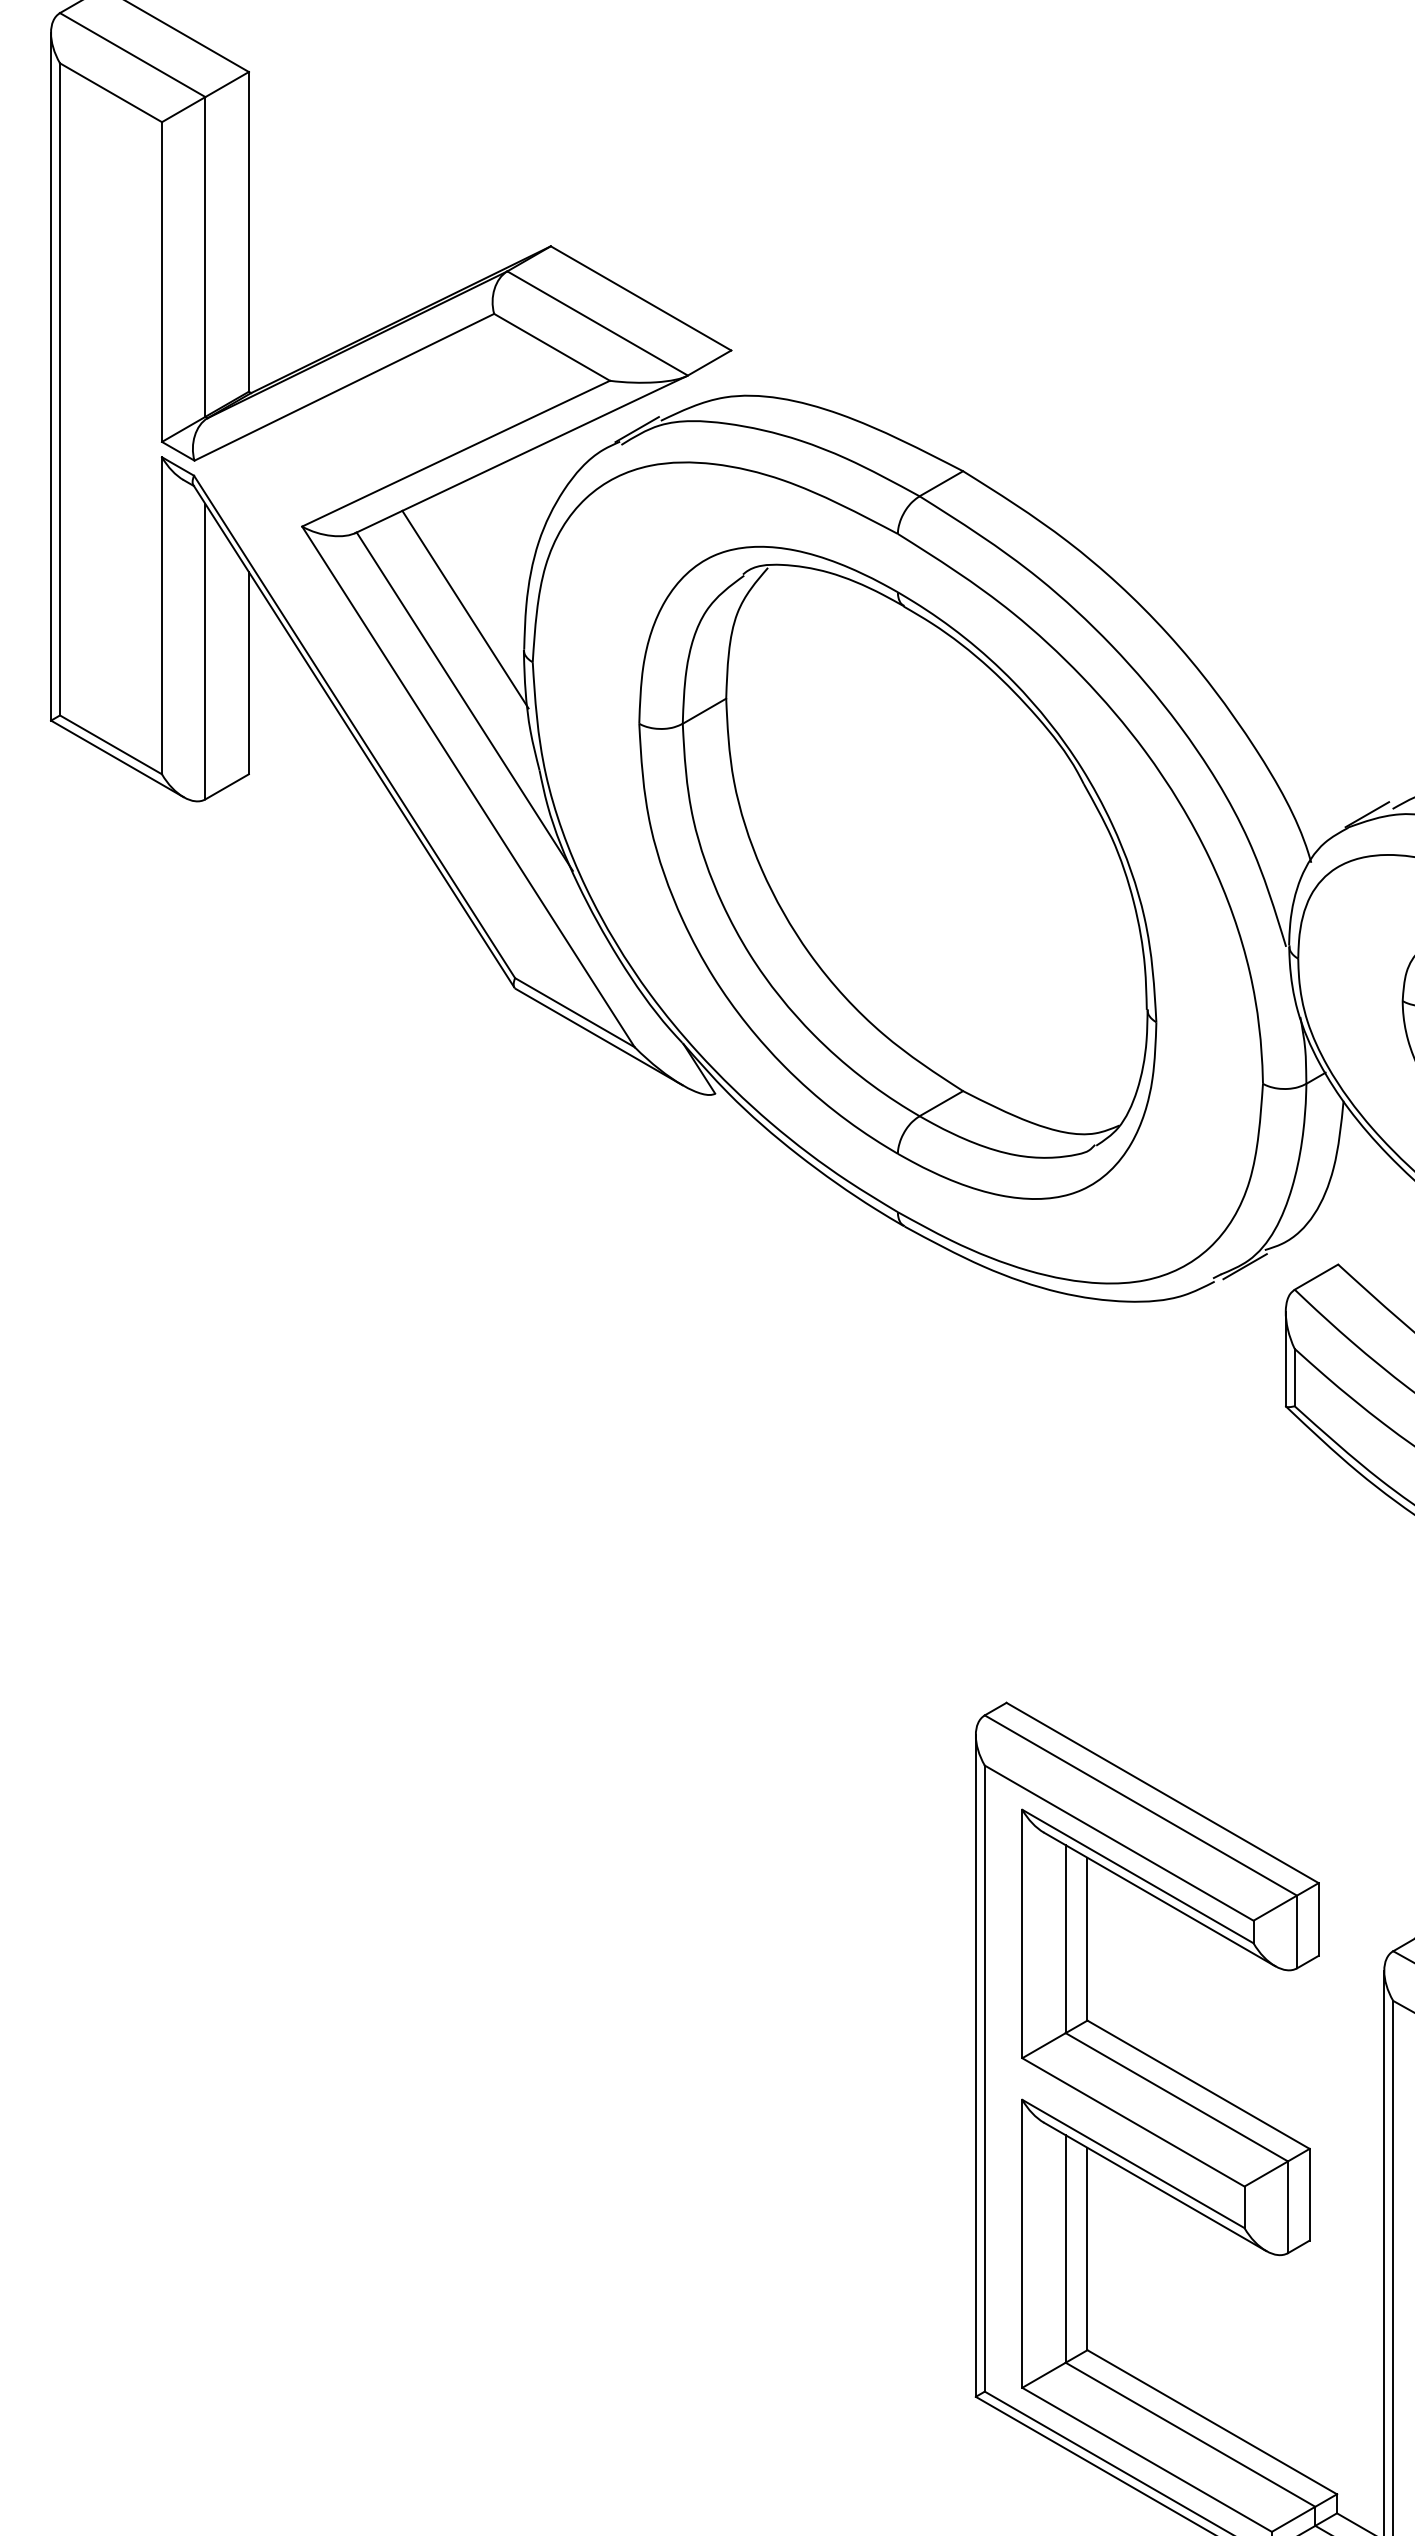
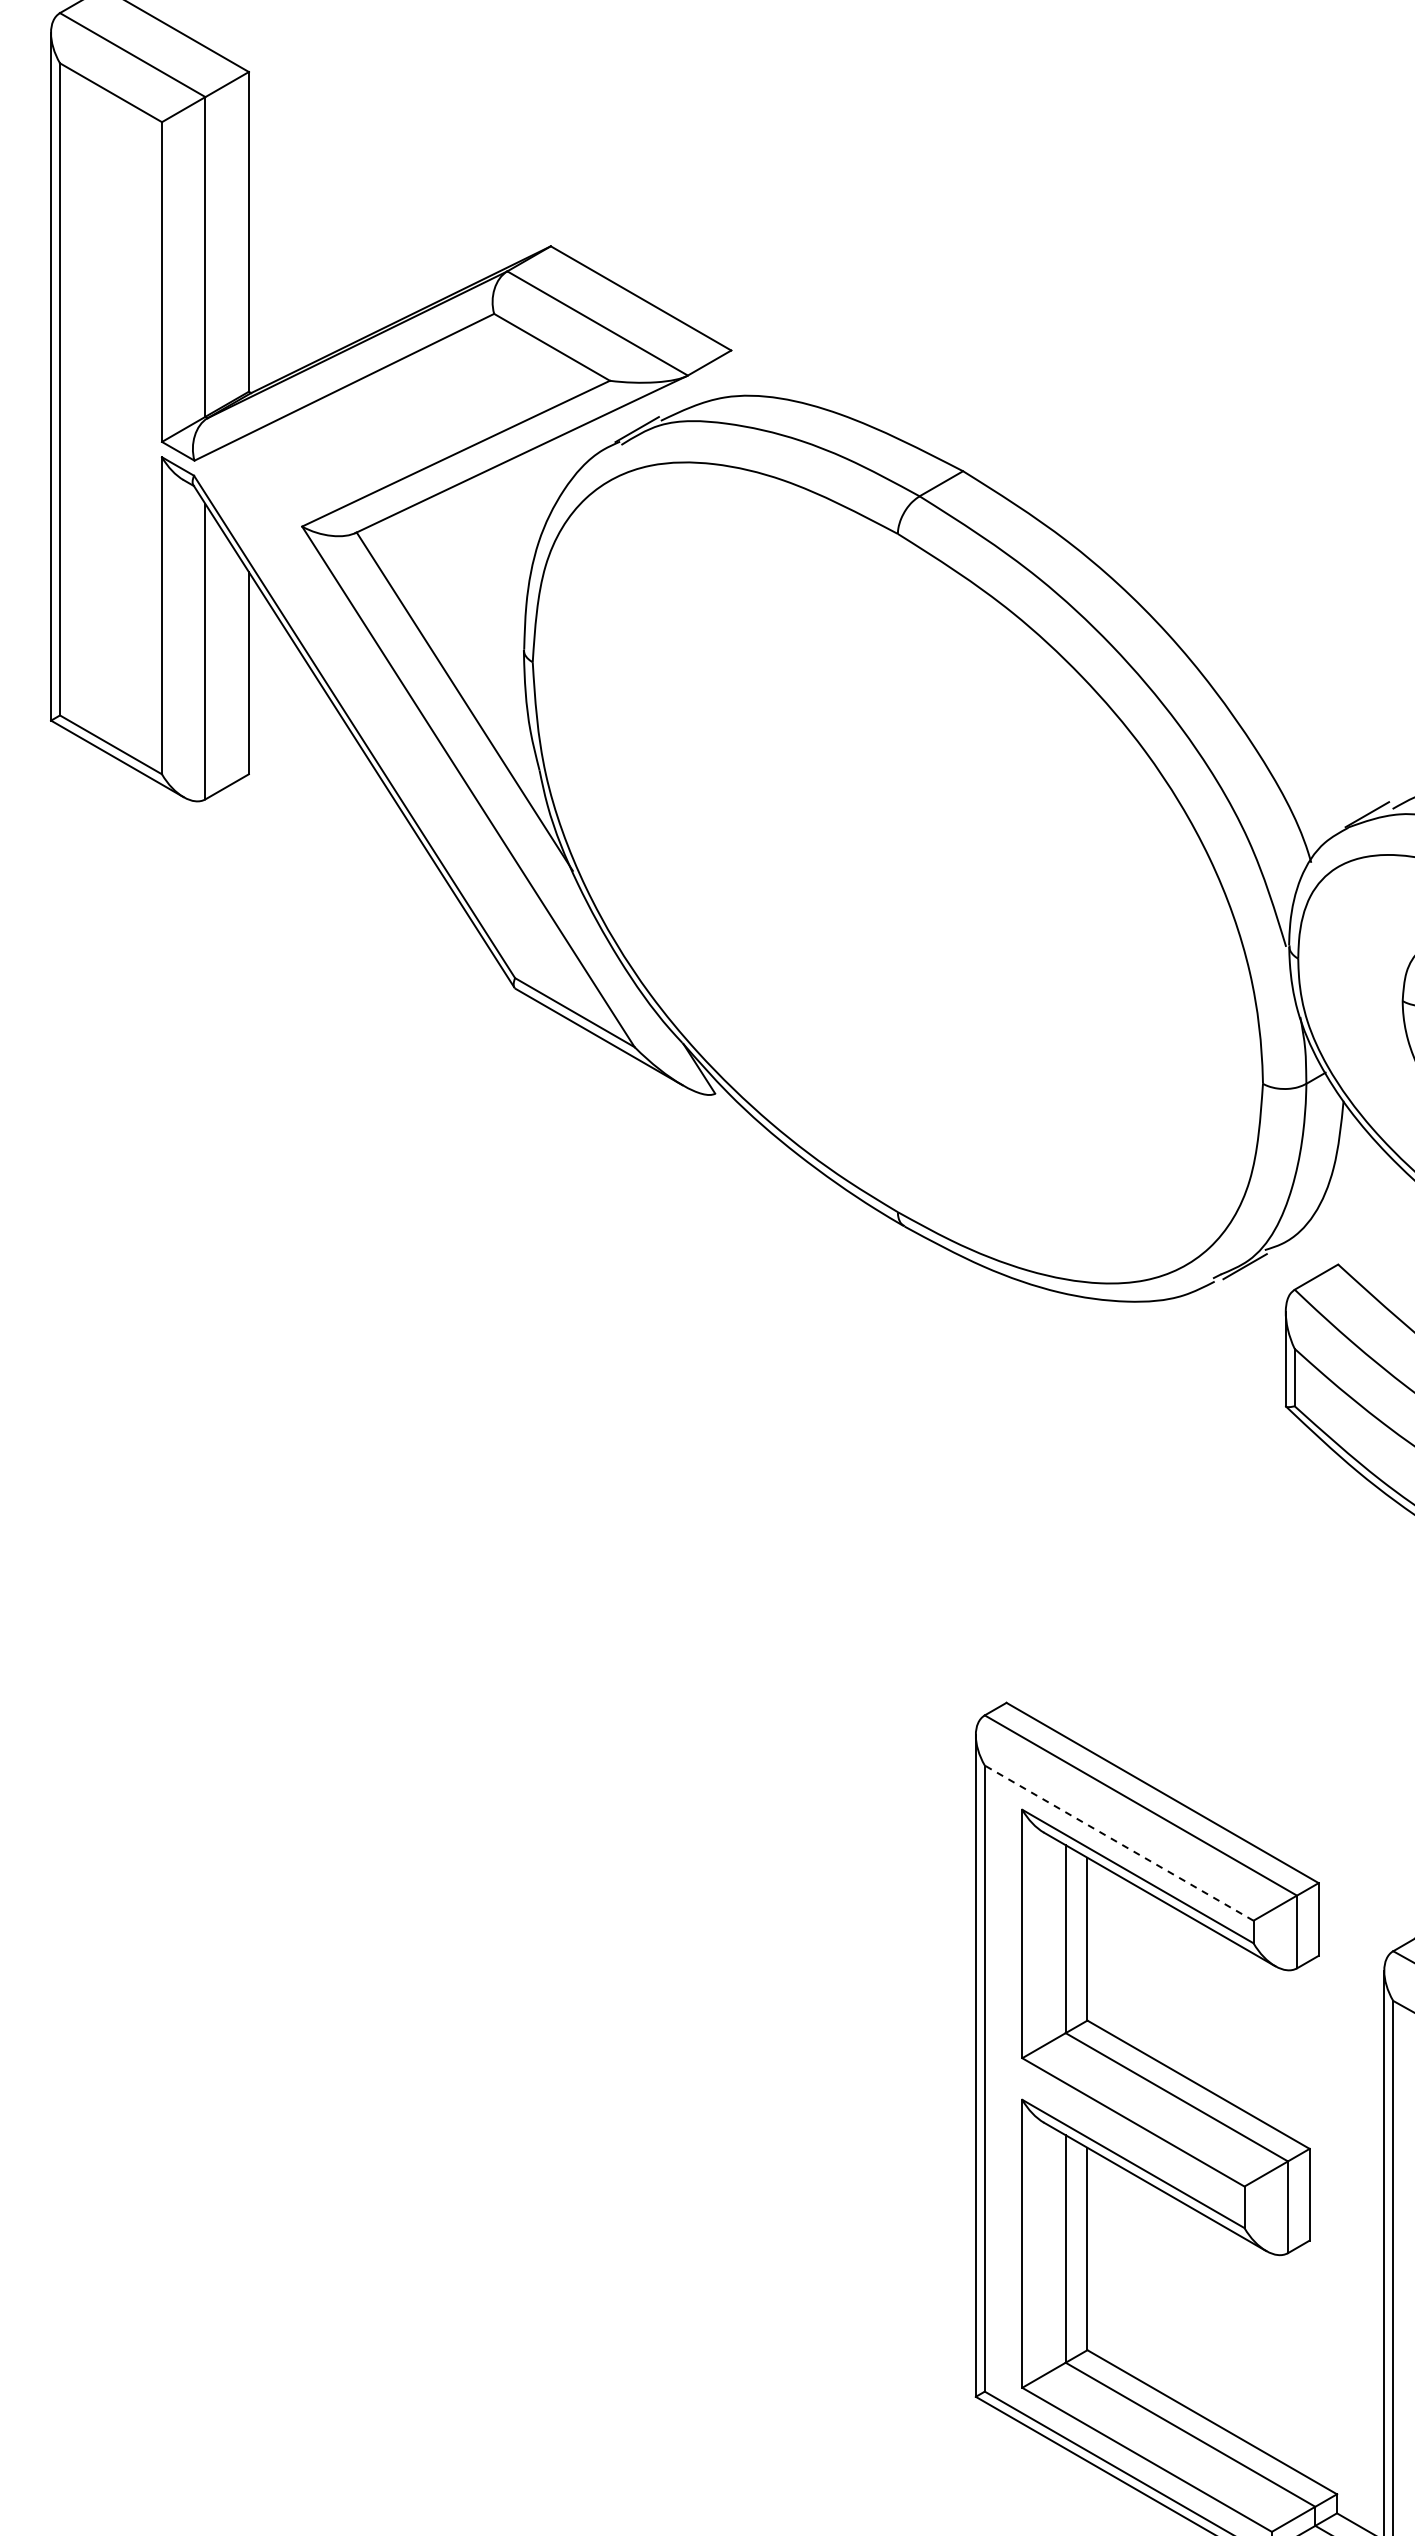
line: present -> none (465, 609)
part: present -> none (897, 872)
line: solid -> dashed (1118, 1842)
